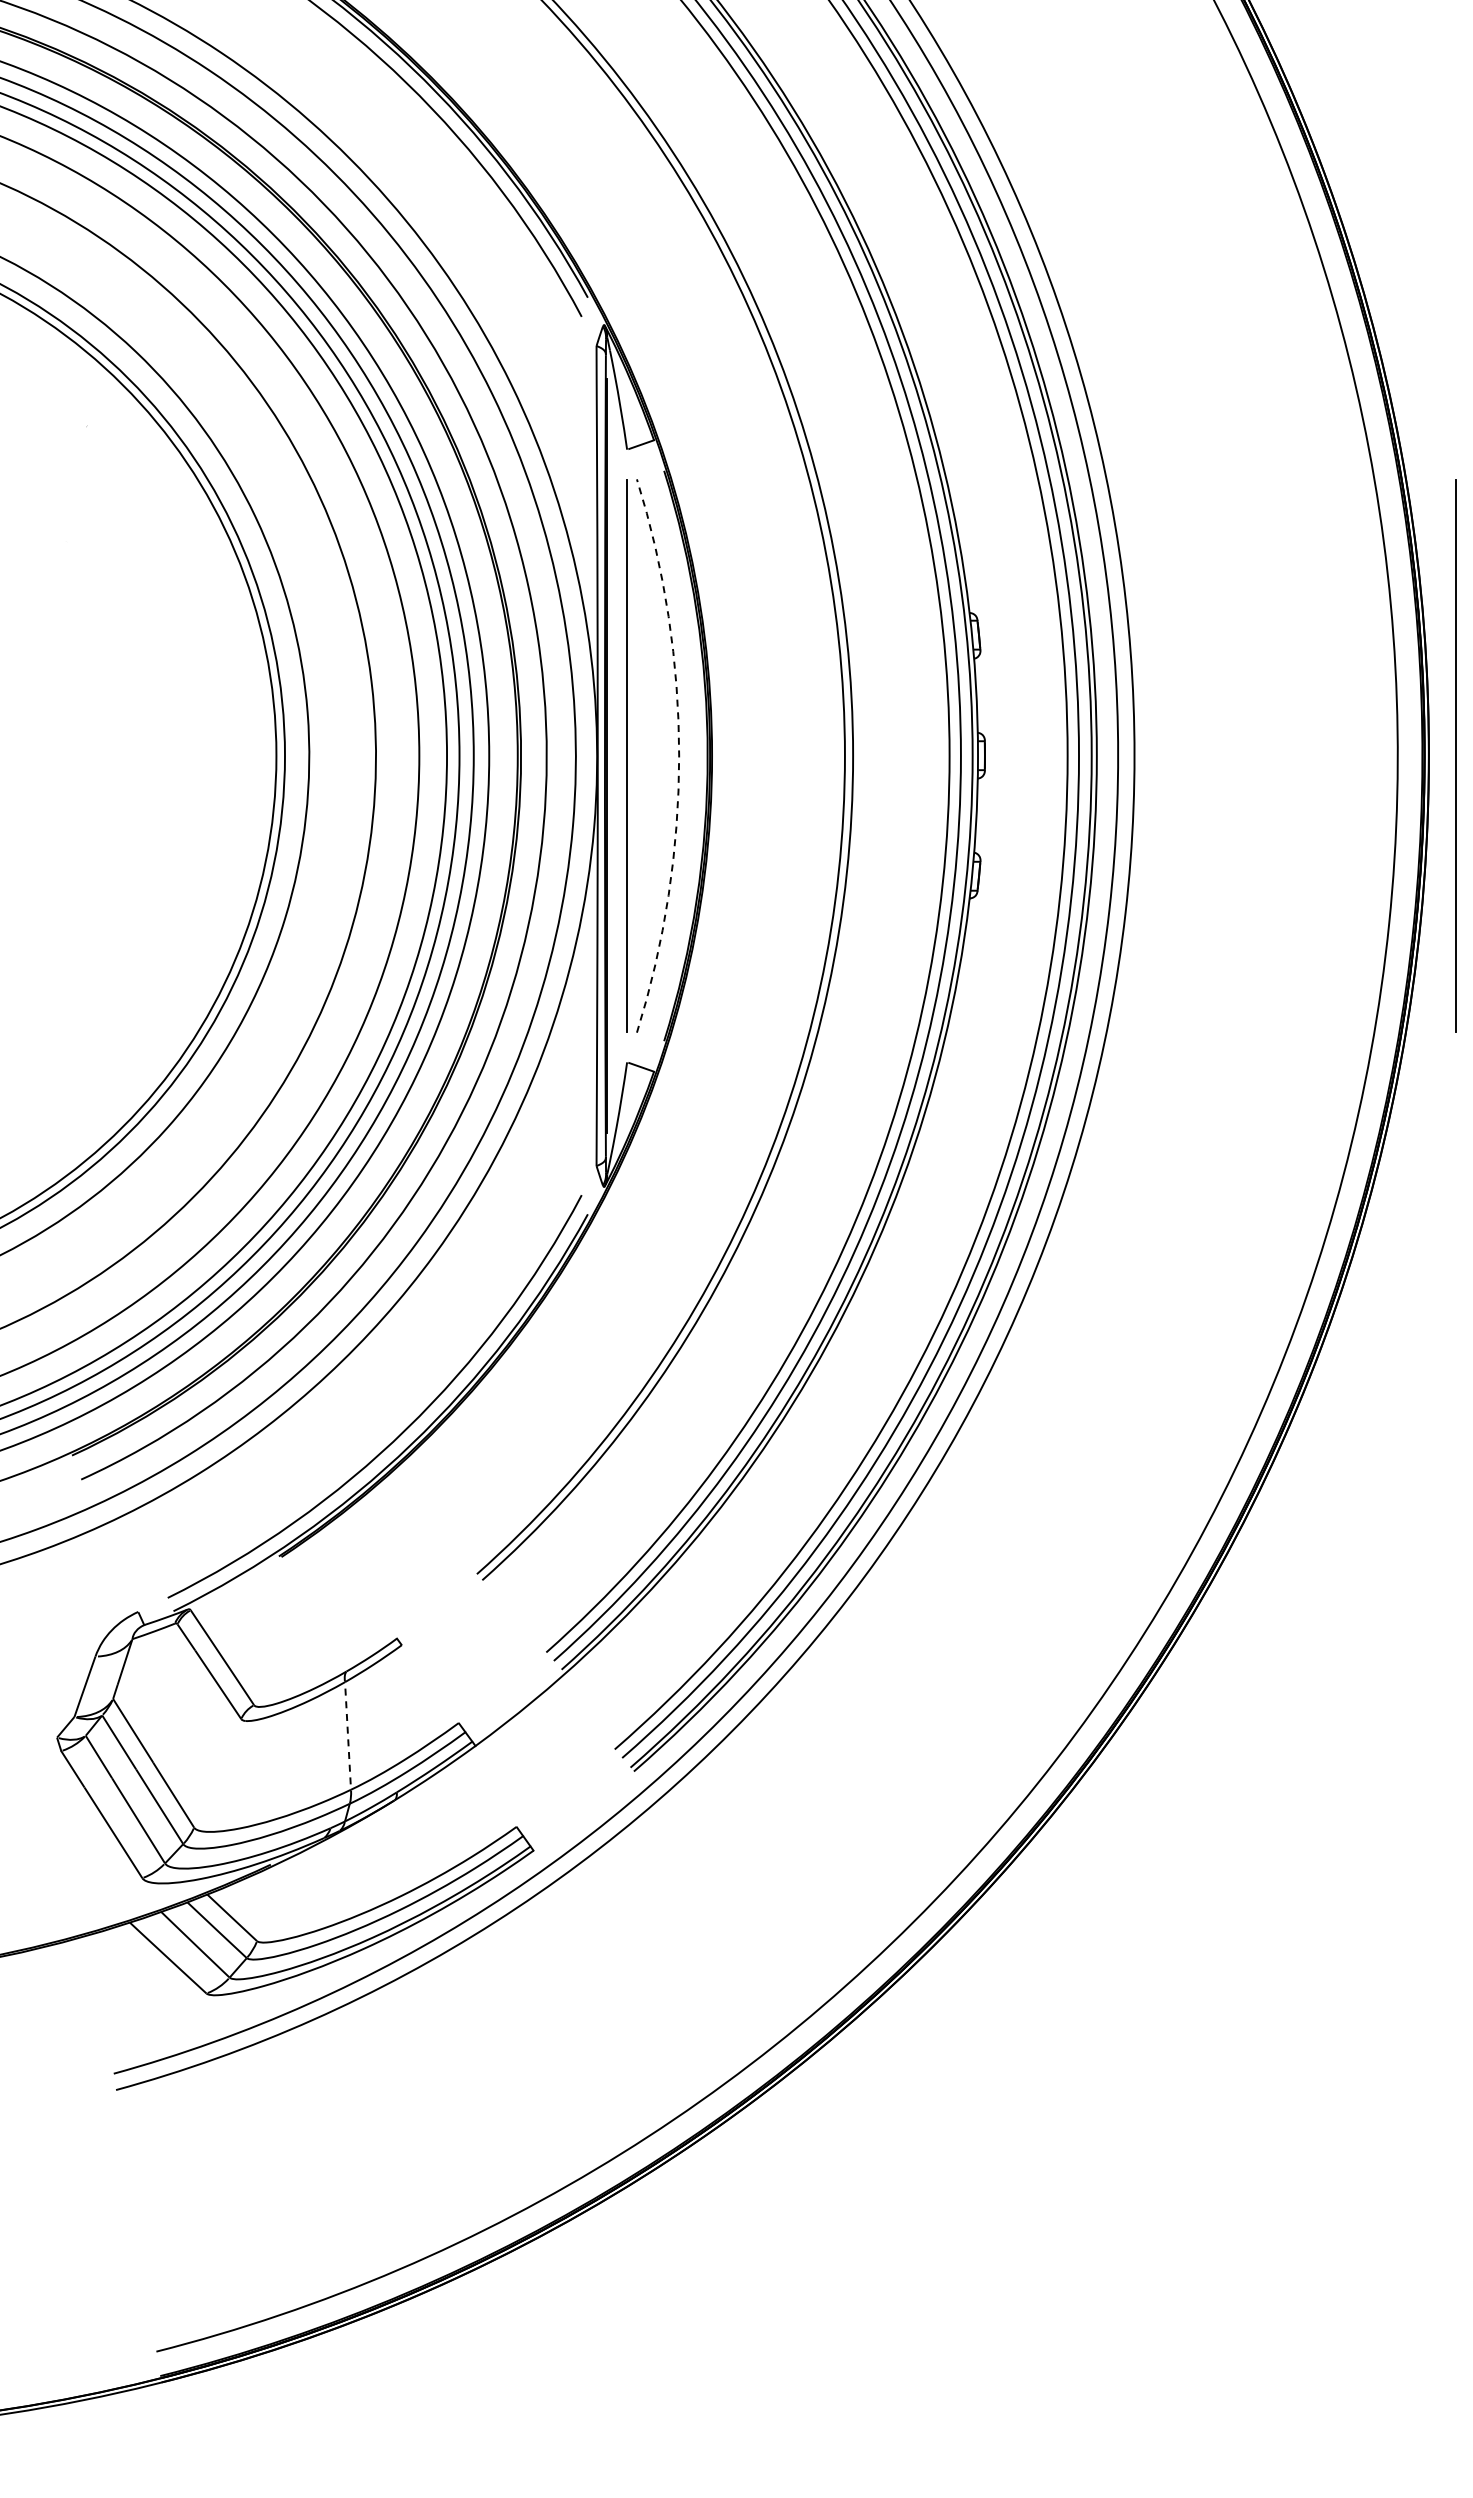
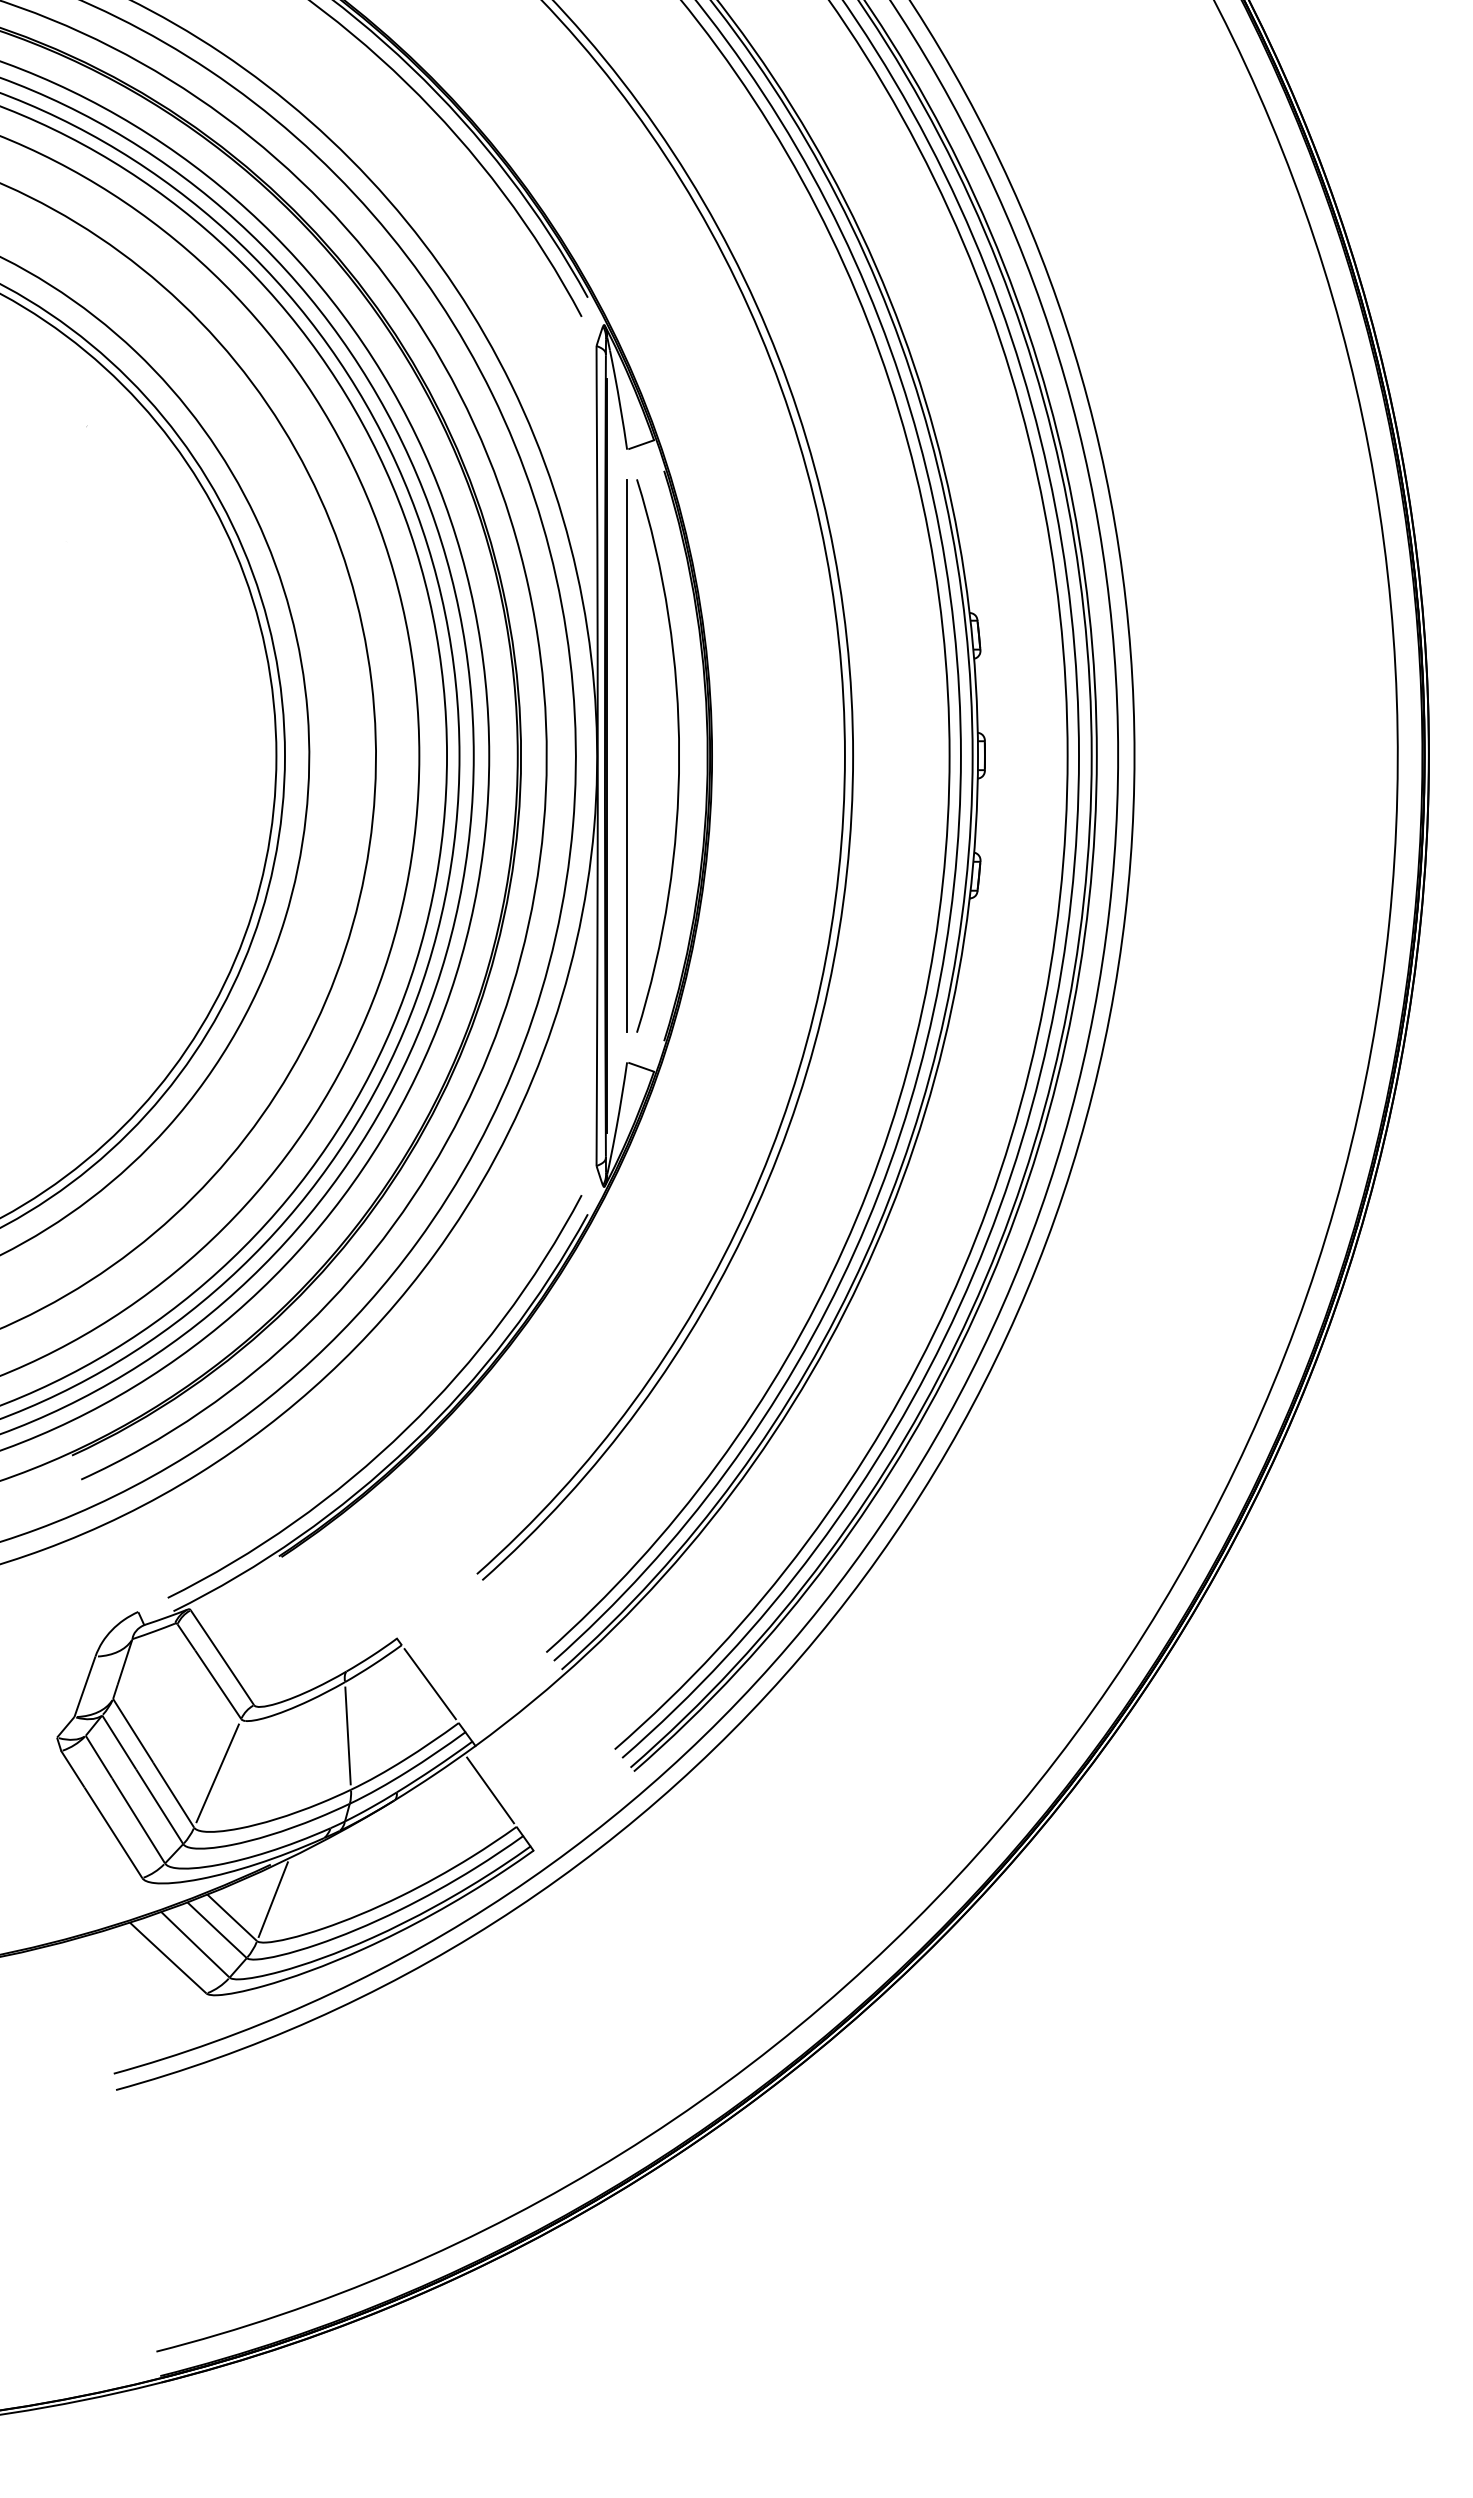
line: present -> none (1455, 755)
arc: dashed -> solid (679, 756)
line: none -> present (429, 1684)
line: dashed -> solid (348, 1735)
line: none -> present (217, 1773)
line: none -> present (490, 1790)
line: none -> present (272, 1899)
